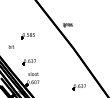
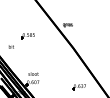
part: present -> none (28, 62)
